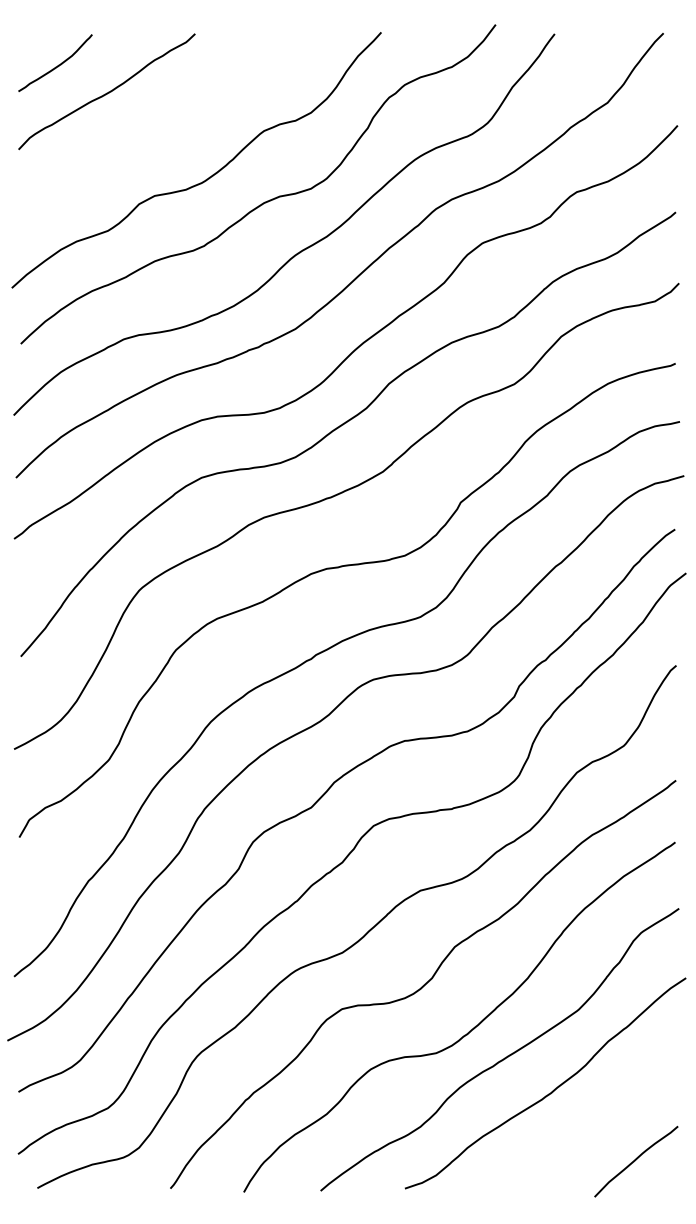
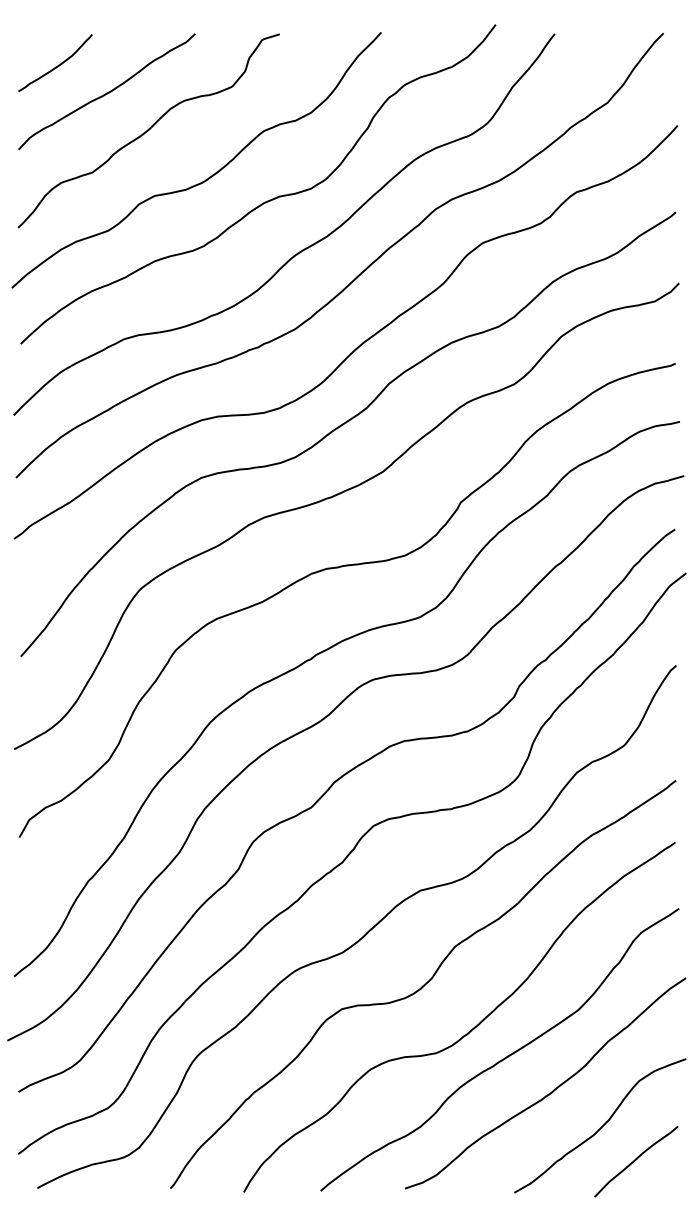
curve: none -> present (148, 130)
curve: none -> present (601, 1126)
